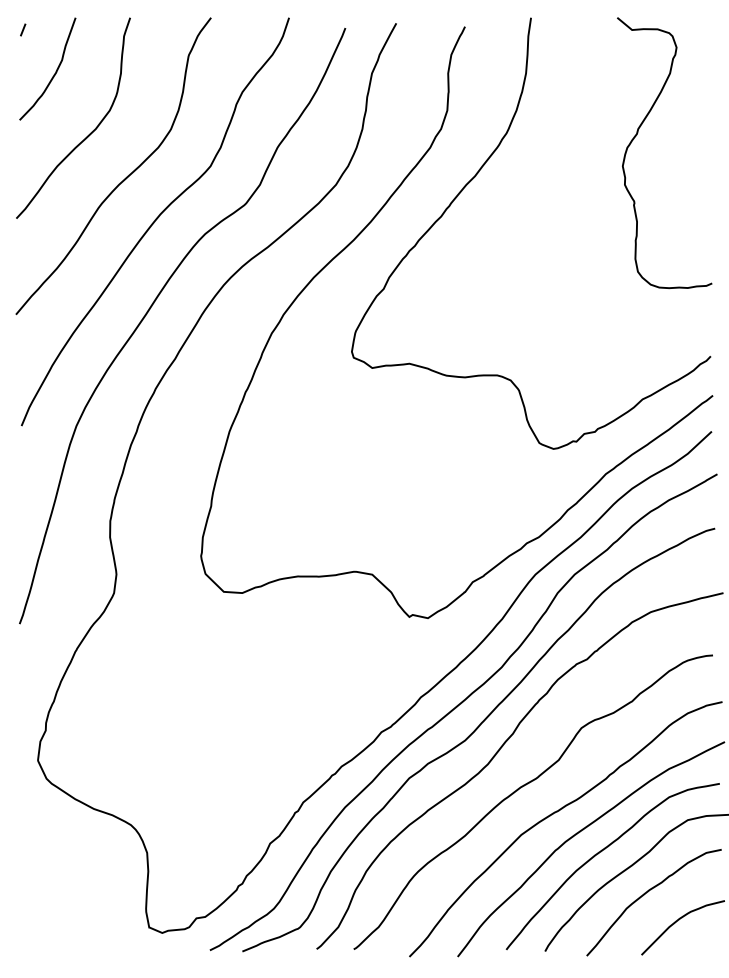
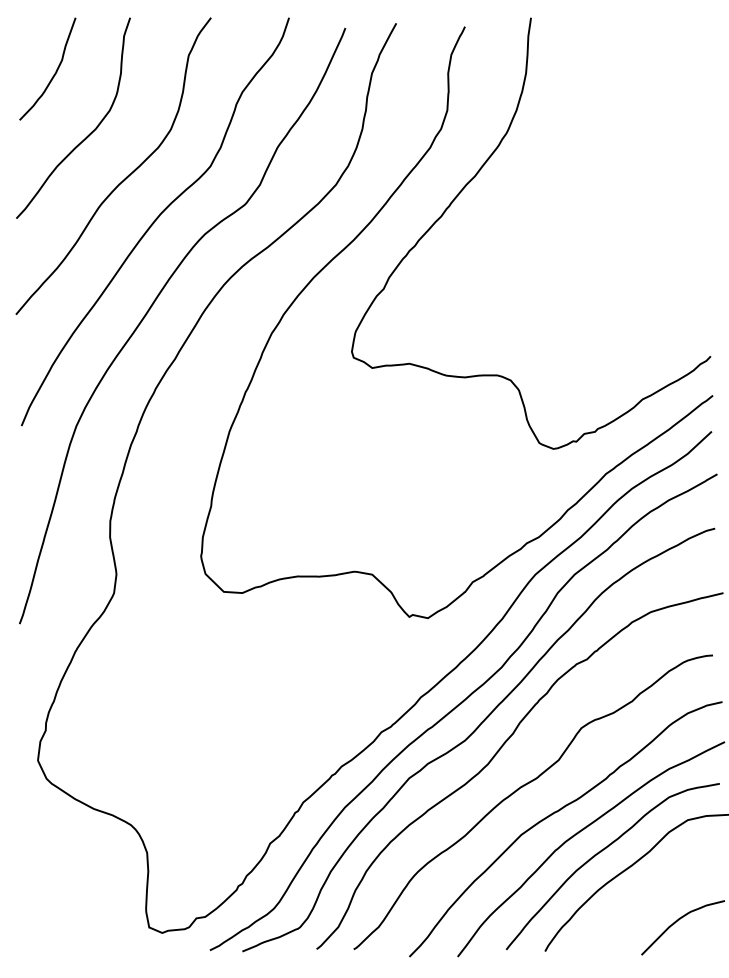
line: present -> none (23, 29)
curve: present -> none (636, 136)
curve: present -> none (648, 892)
